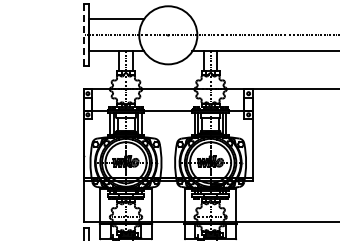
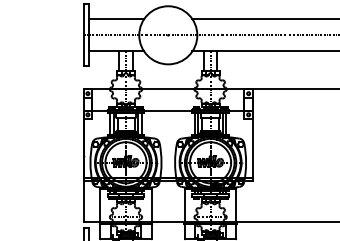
line: none -> present (264, 19)
line: dashed -> solid (83, 35)
